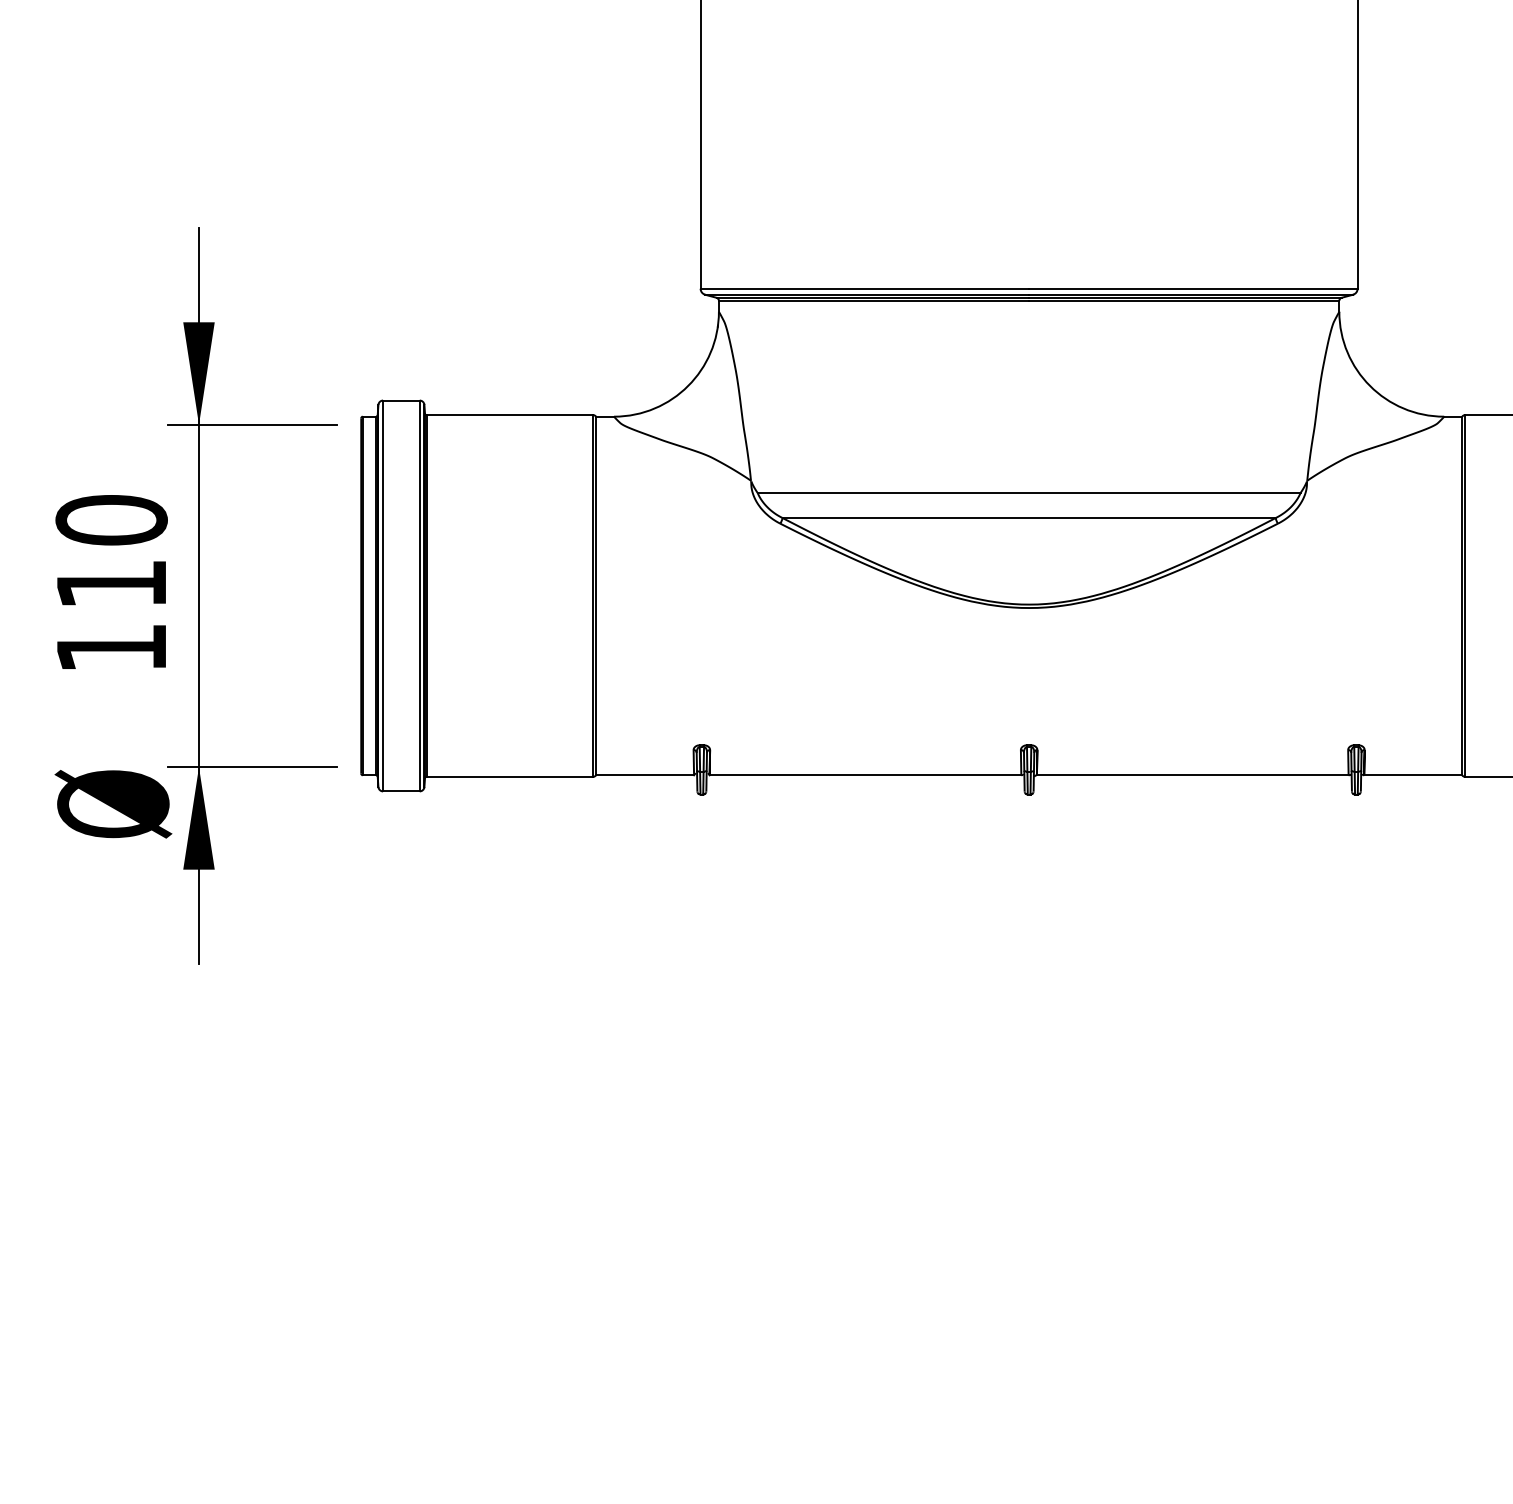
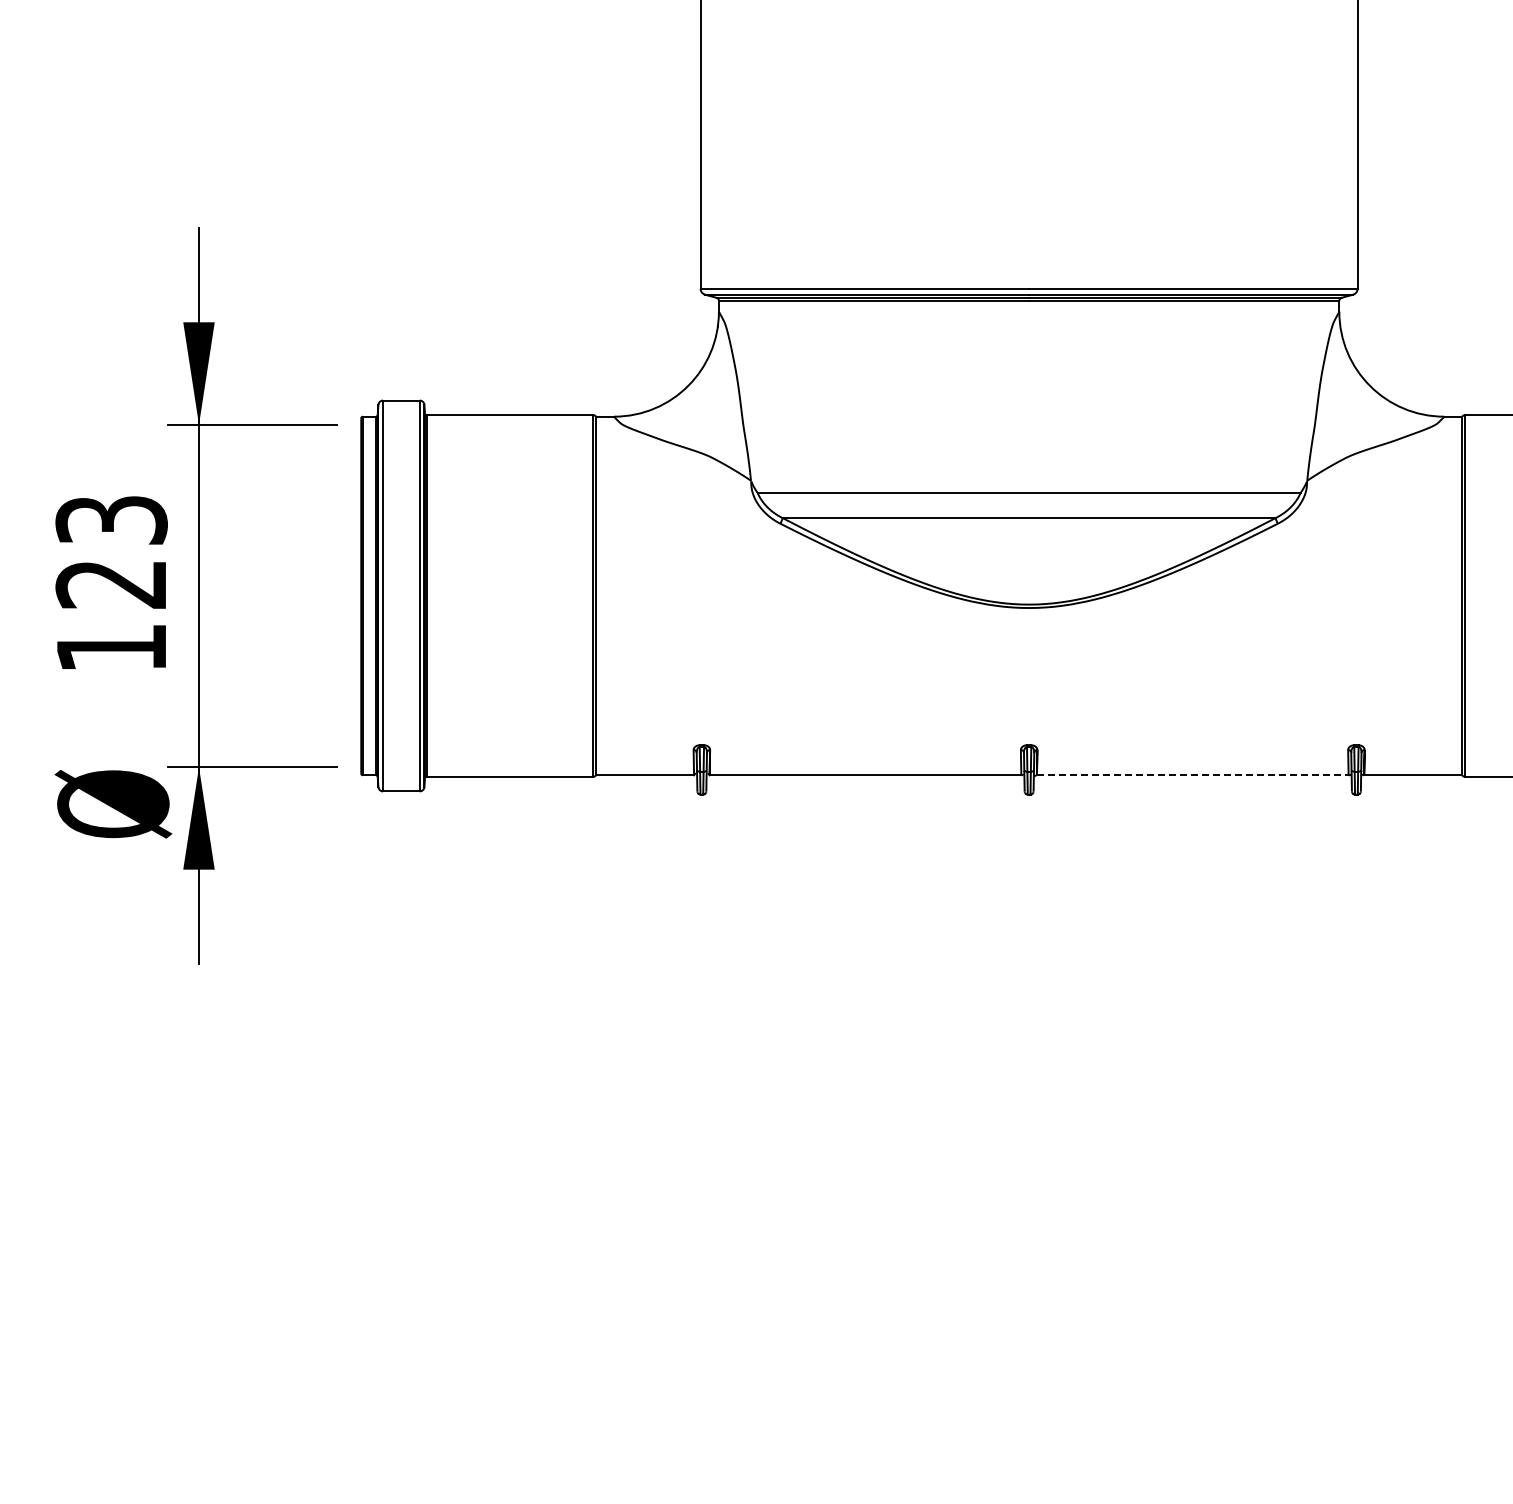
text: 110 -> 123 (111, 551)
line: solid -> dashed (1192, 775)
